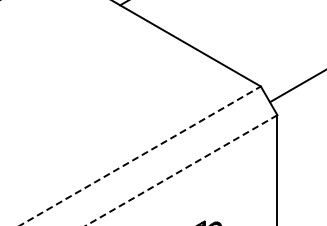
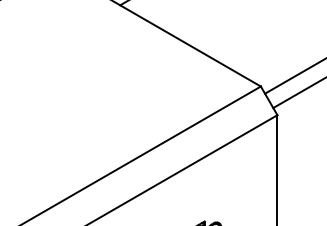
line: none -> present (294, 76)
line position: (296, 86) -> (298, 93) (298, 93)
line: dashed -> solid (140, 155)
line: dashed -> solid (181, 170)
